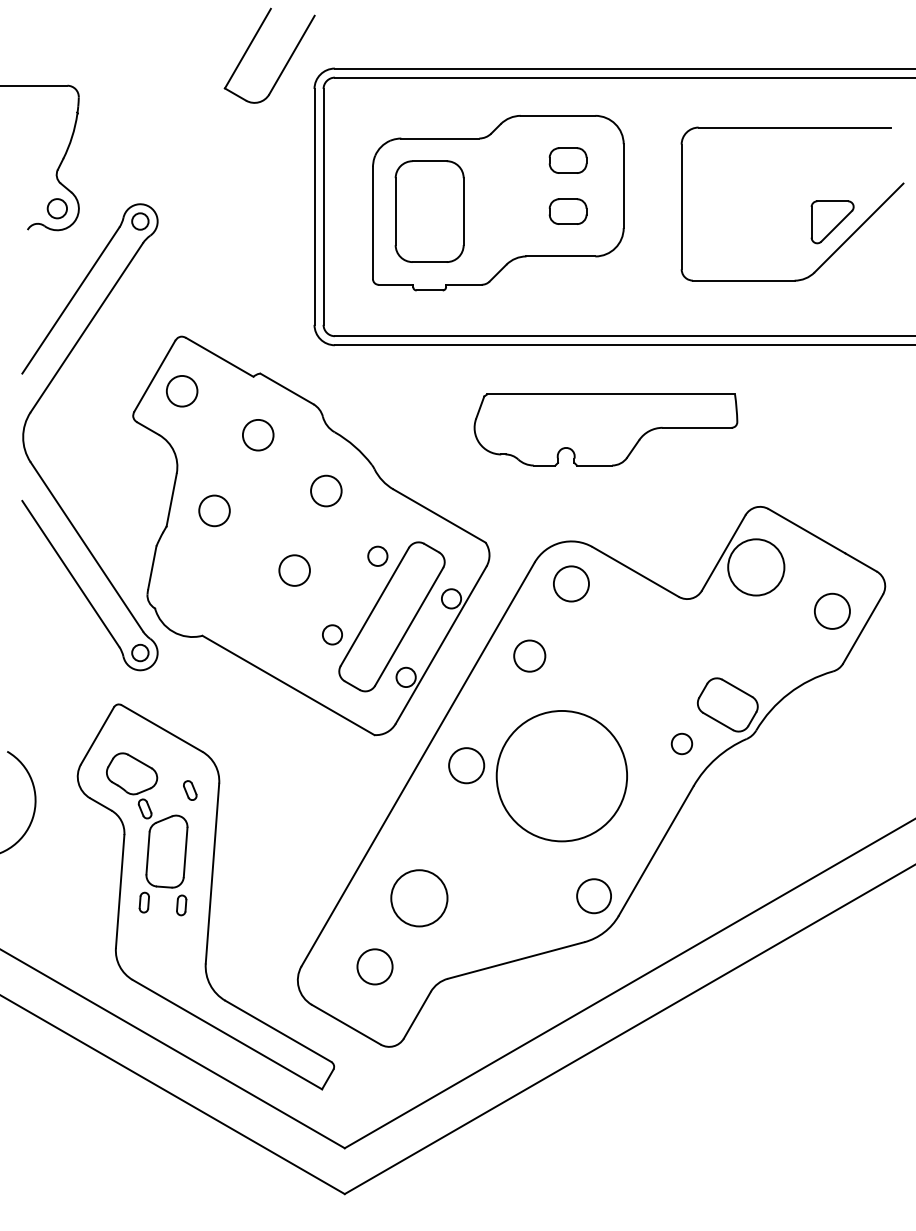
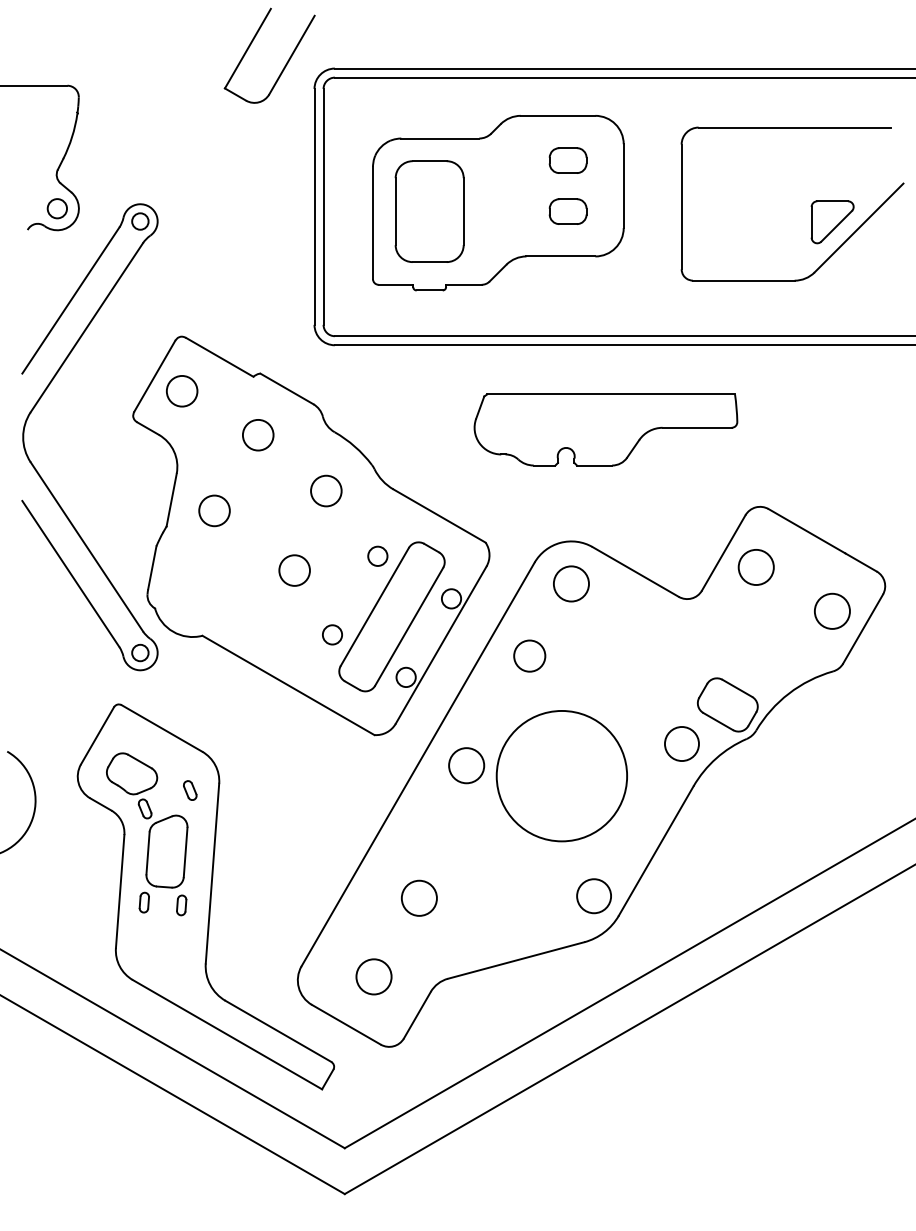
circle diameter: 56 px -> 35 px (755, 567)
circle diameter: 20 px -> 34 px (681, 744)
circle diameter: 56 px -> 35 px (418, 897)
circle position: (374, 966) -> (373, 976) (373, 976)
